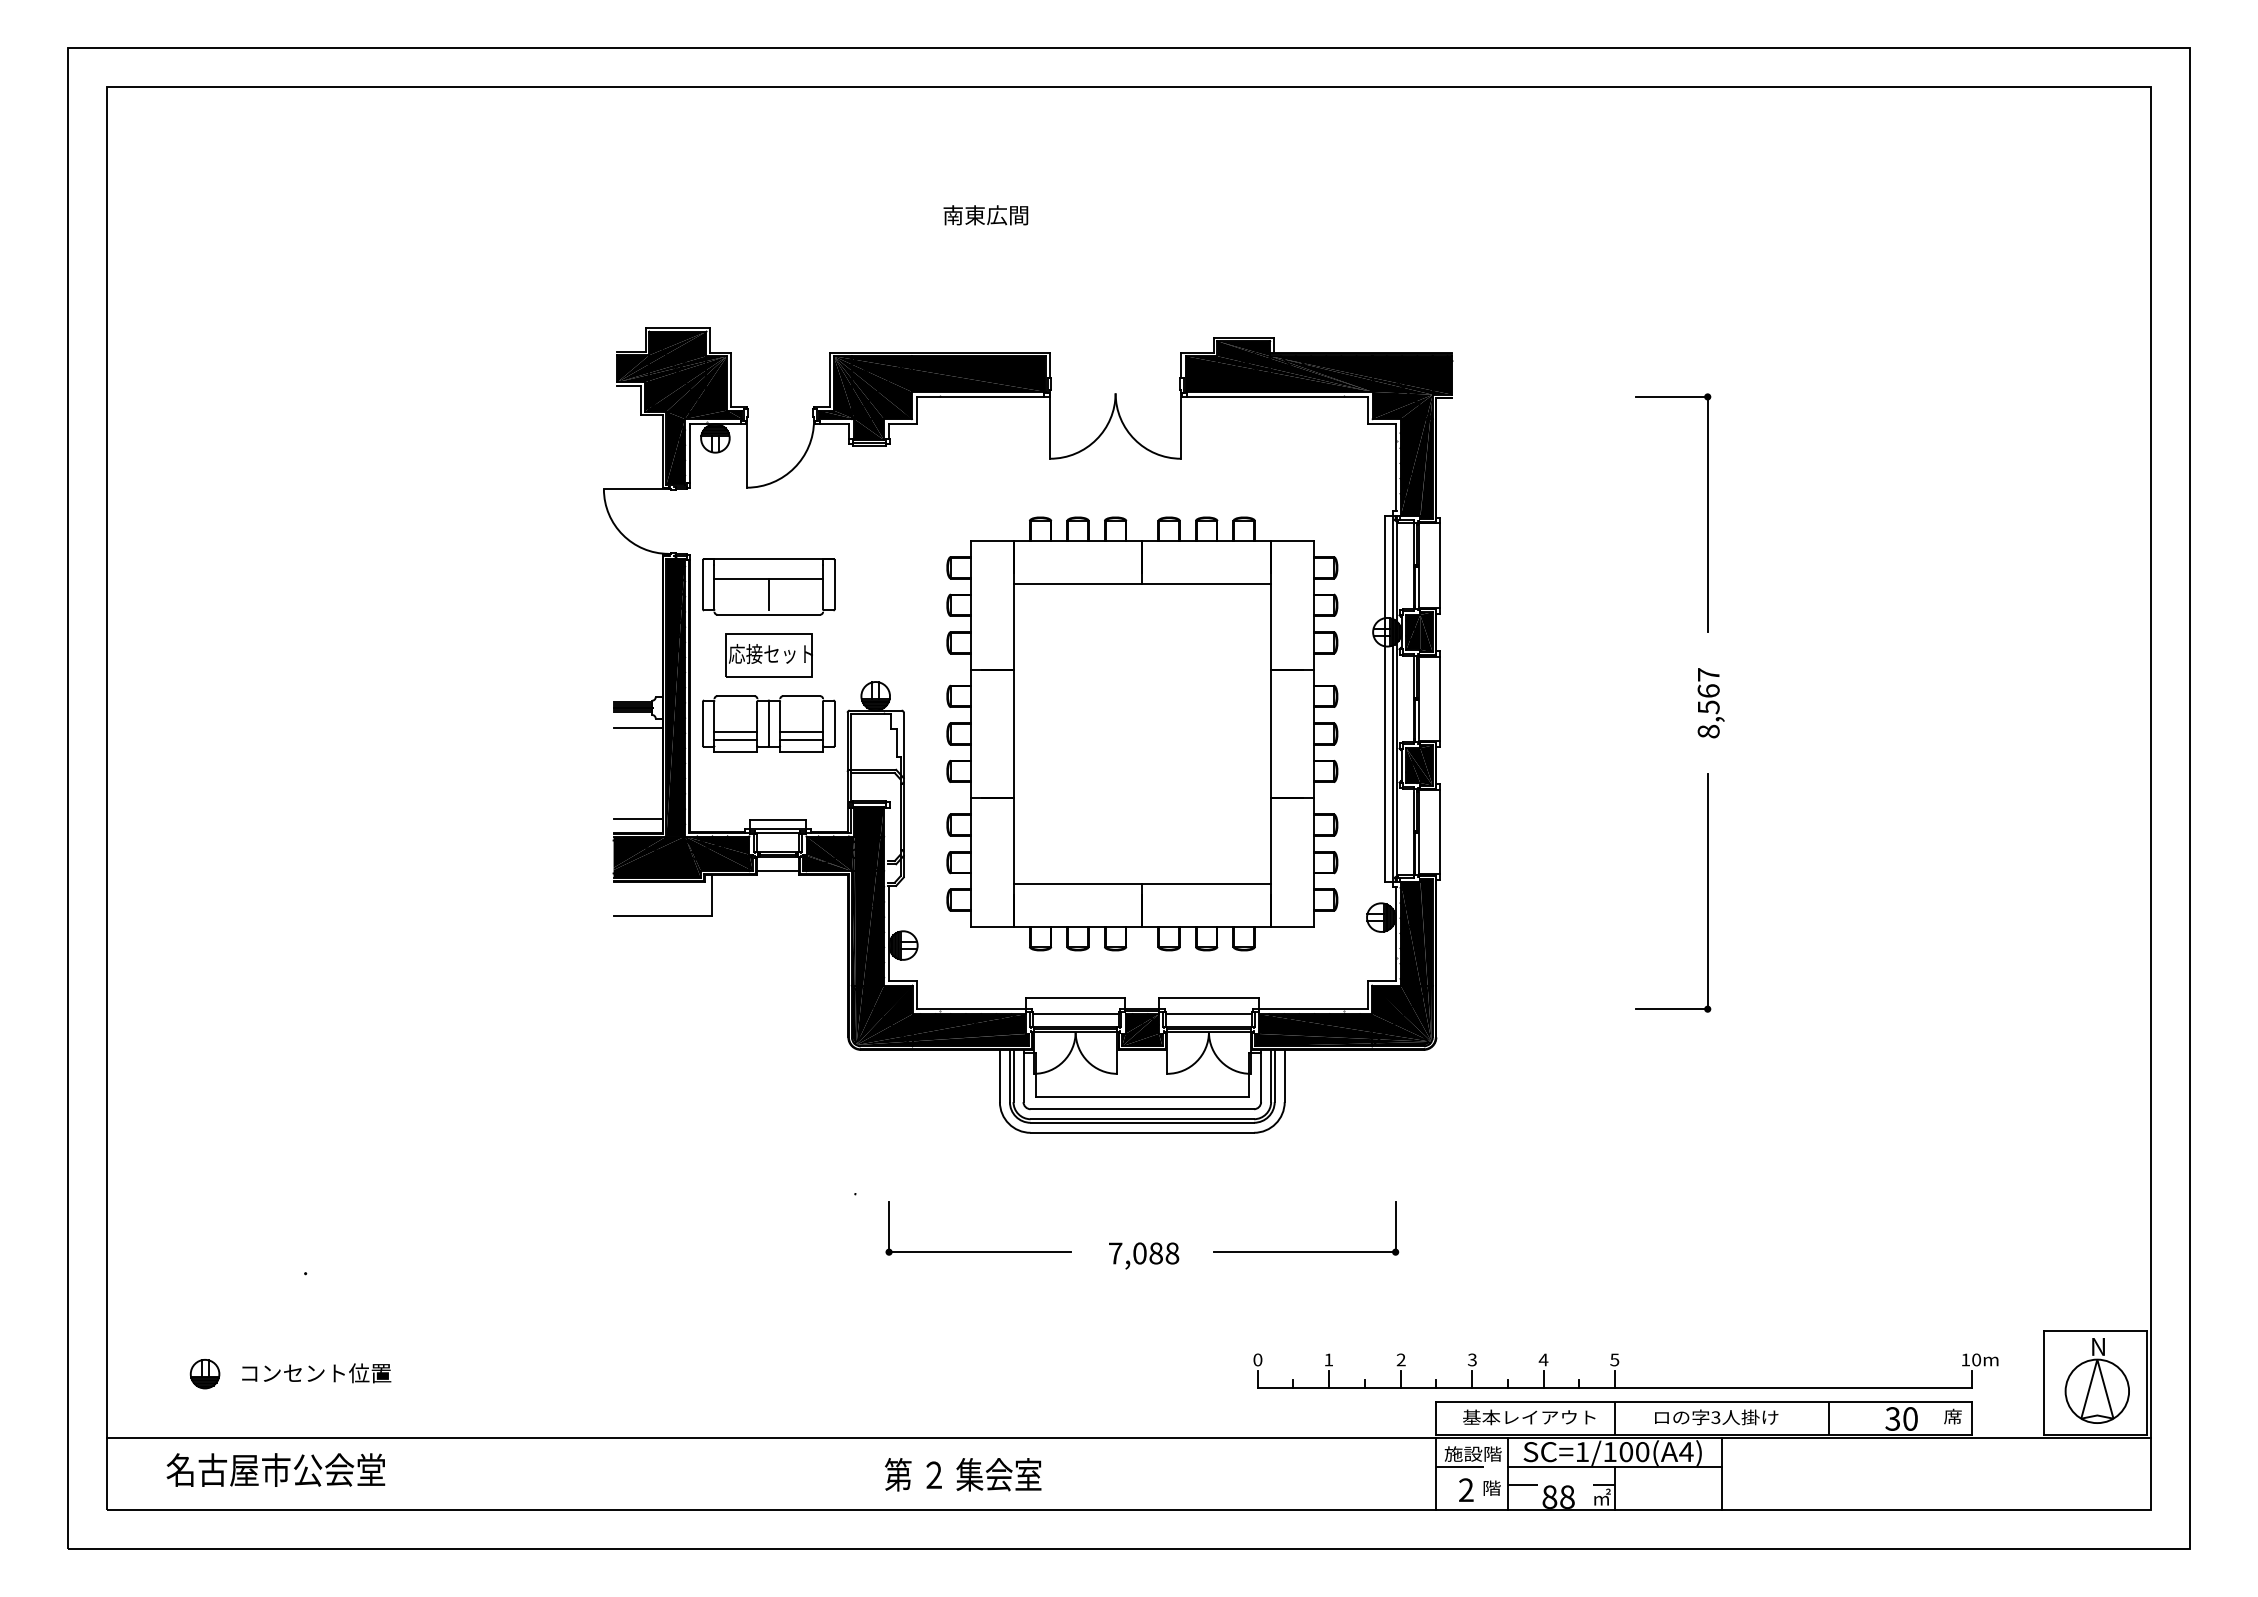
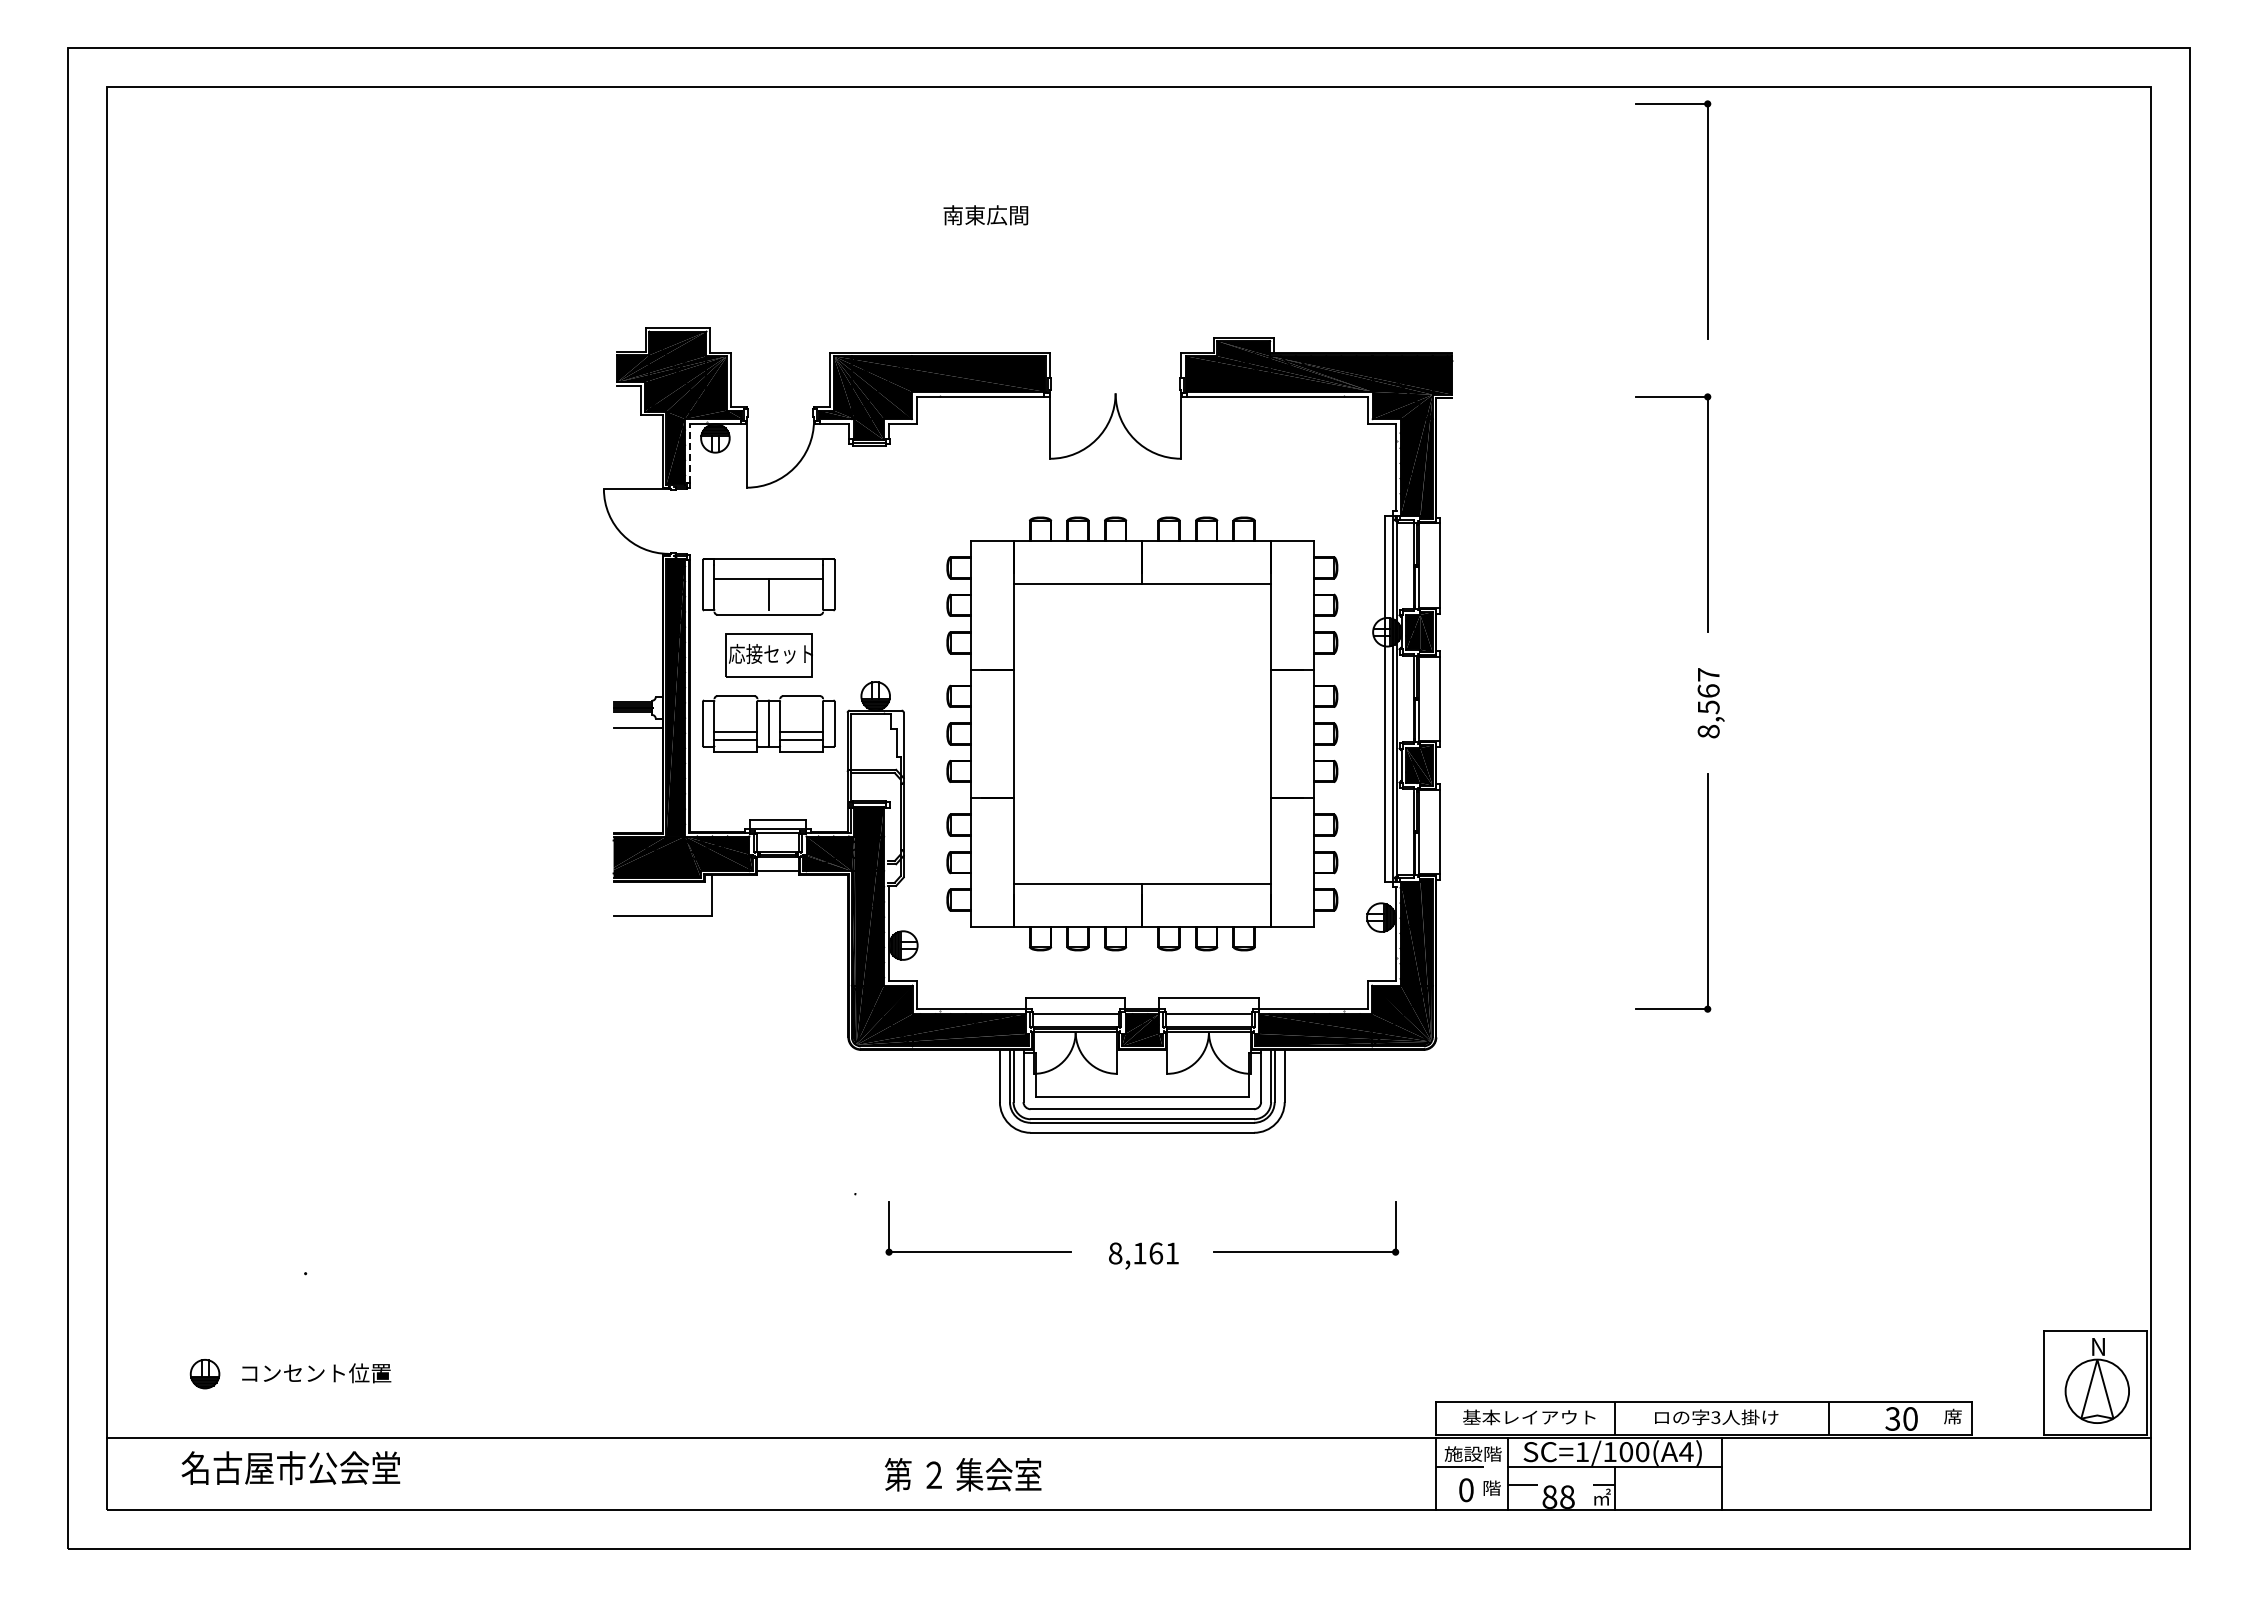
part: none -> present (1707, 219)
line: solid -> dashed (690, 453)
line: present -> none (637, 818)
text: 7,088 -> 8,161 (1144, 1253)
part: present -> none (1618, 1364)
text position: (275, 1469) -> (290, 1467) (290, 1467)
text: 2 -> 0 (1466, 1490)
